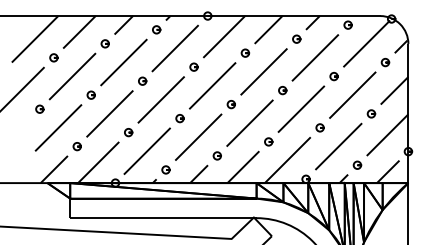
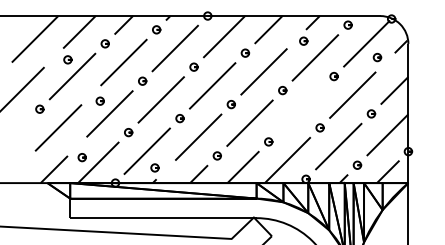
part position: (296, 38) -> (303, 40) (303, 40)
part position: (53, 57) -> (67, 59) (67, 59)
part position: (385, 62) -> (377, 57) (377, 57)
part position: (90, 94) -> (99, 100) (99, 100)
line: present -> none (301, 108)
part position: (76, 146) -> (81, 157) (81, 157)
part position: (165, 169) -> (154, 167) (154, 167)
